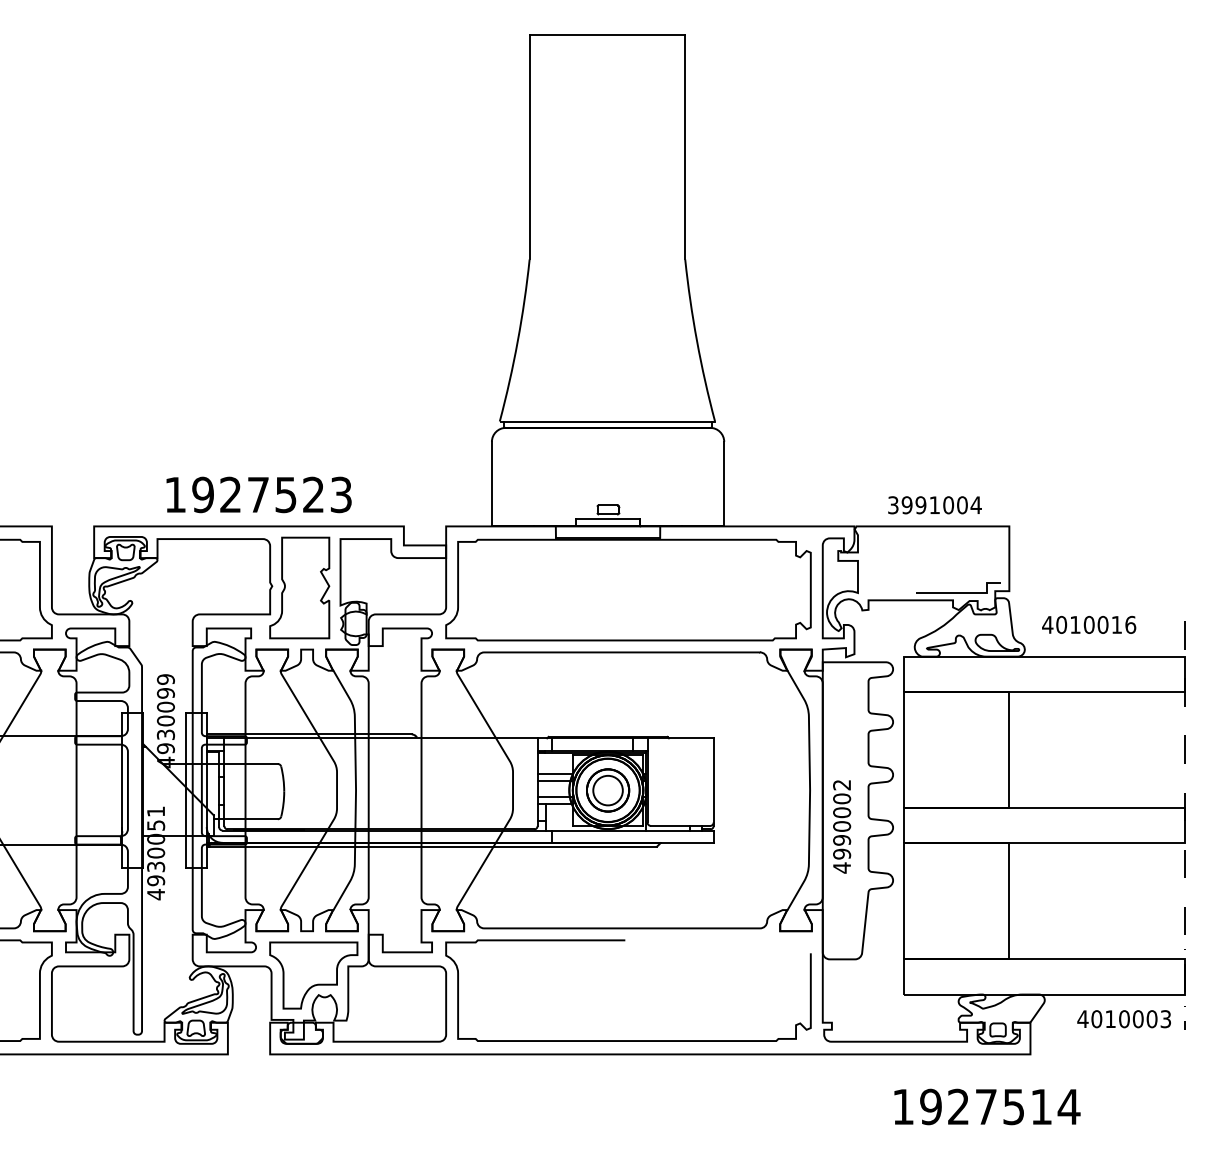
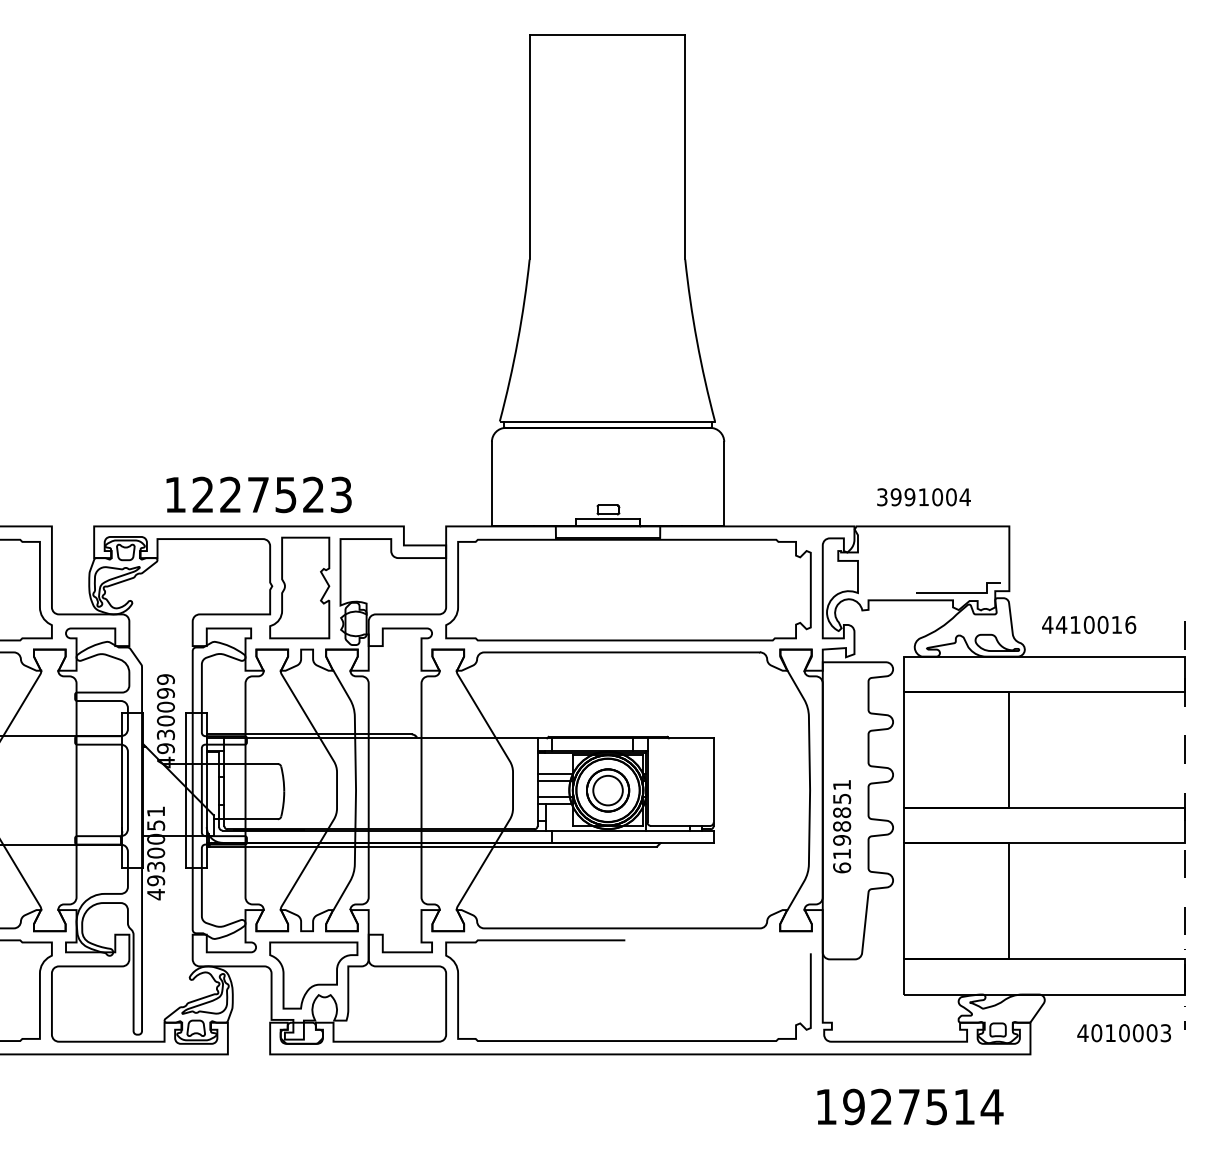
text: 1927523 -> 1227523 (202, 494)
text position: (934, 505) -> (923, 497) (923, 497)
text: 4010016 -> 4410016 (1061, 624)
text: 4990002 -> 6198851 (842, 826)
text position: (1123, 1019) -> (1123, 1033) (1123, 1033)
text position: (987, 1106) -> (910, 1106) (910, 1106)
